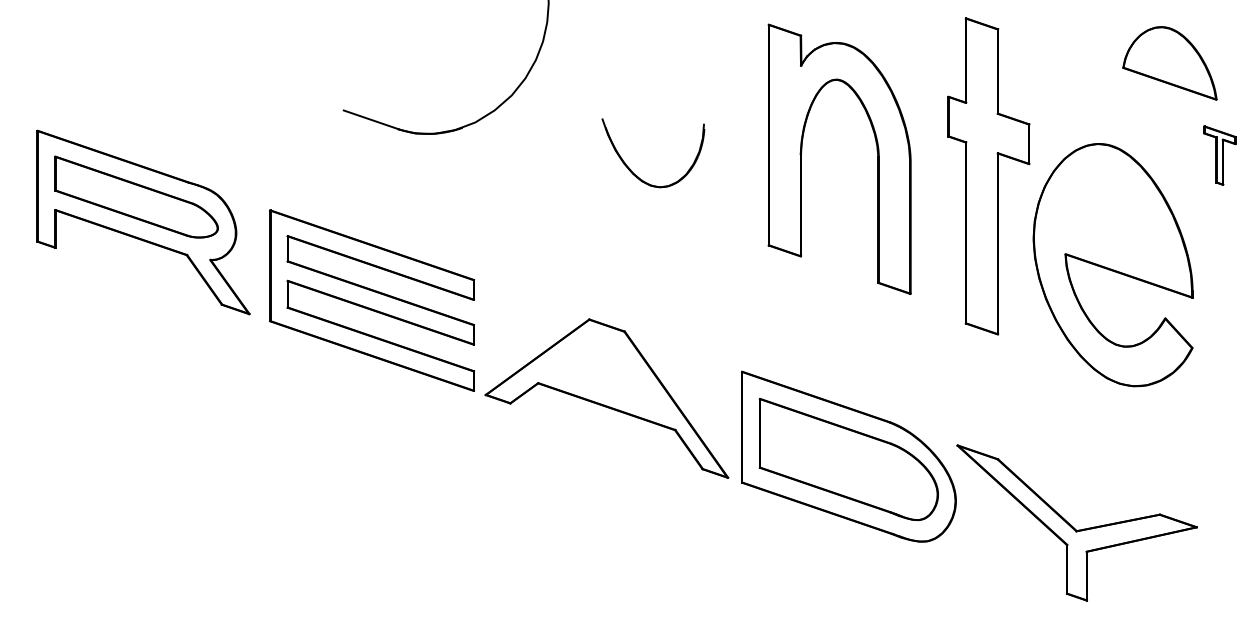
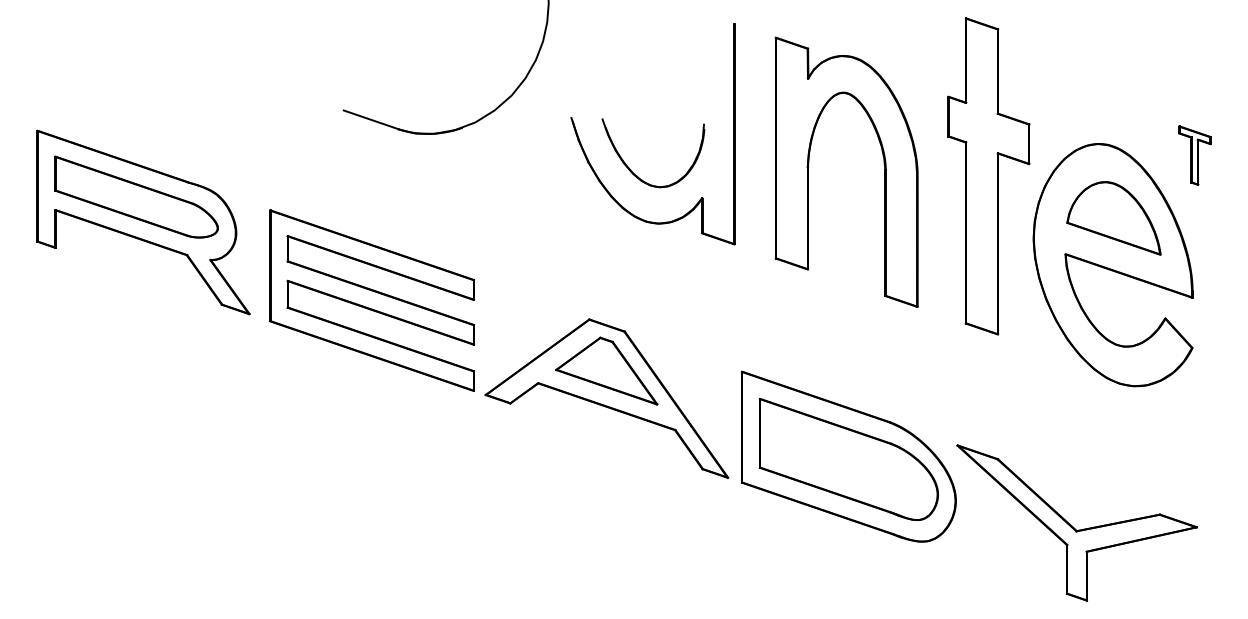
part position: (1169, 63) -> (1113, 218) (1113, 218)
part position: (802, 151) -> (809, 164) (809, 164)
part position: (1219, 155) -> (1194, 155) (1194, 155)
part: none -> present (595, 171)
part: none -> present (606, 370)
